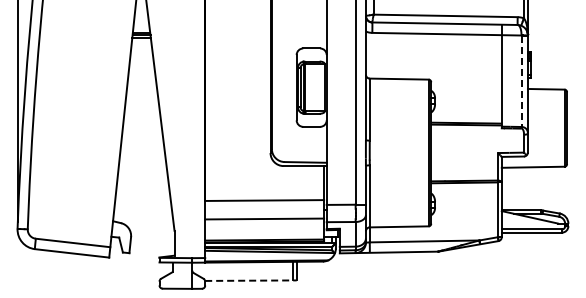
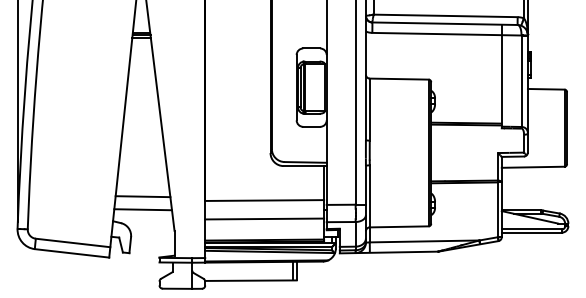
line: dashed -> solid (521, 81)
line: none -> present (142, 196)
line: none -> present (143, 209)
line: dashed -> solid (250, 280)
